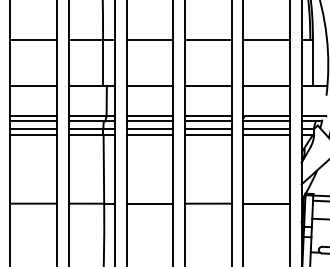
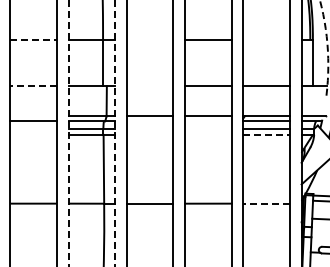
line: solid -> dashed (34, 39)
line: present -> none (149, 39)
line: present -> none (266, 39)
arc: solid -> dashed (327, 47)
line: solid -> dashed (33, 86)
line: present -> none (149, 86)
line: present -> none (33, 116)
line: present -> none (149, 121)
line: present -> none (208, 121)
line: present -> none (33, 128)
line: present -> none (149, 128)
line: present -> none (208, 128)
line: solid -> dashed (68, 133)
line: solid -> dashed (115, 133)
line: present -> none (33, 134)
line: present -> none (149, 134)
line: present -> none (208, 134)
line: solid -> dashed (267, 134)
line: solid -> dashed (266, 203)
